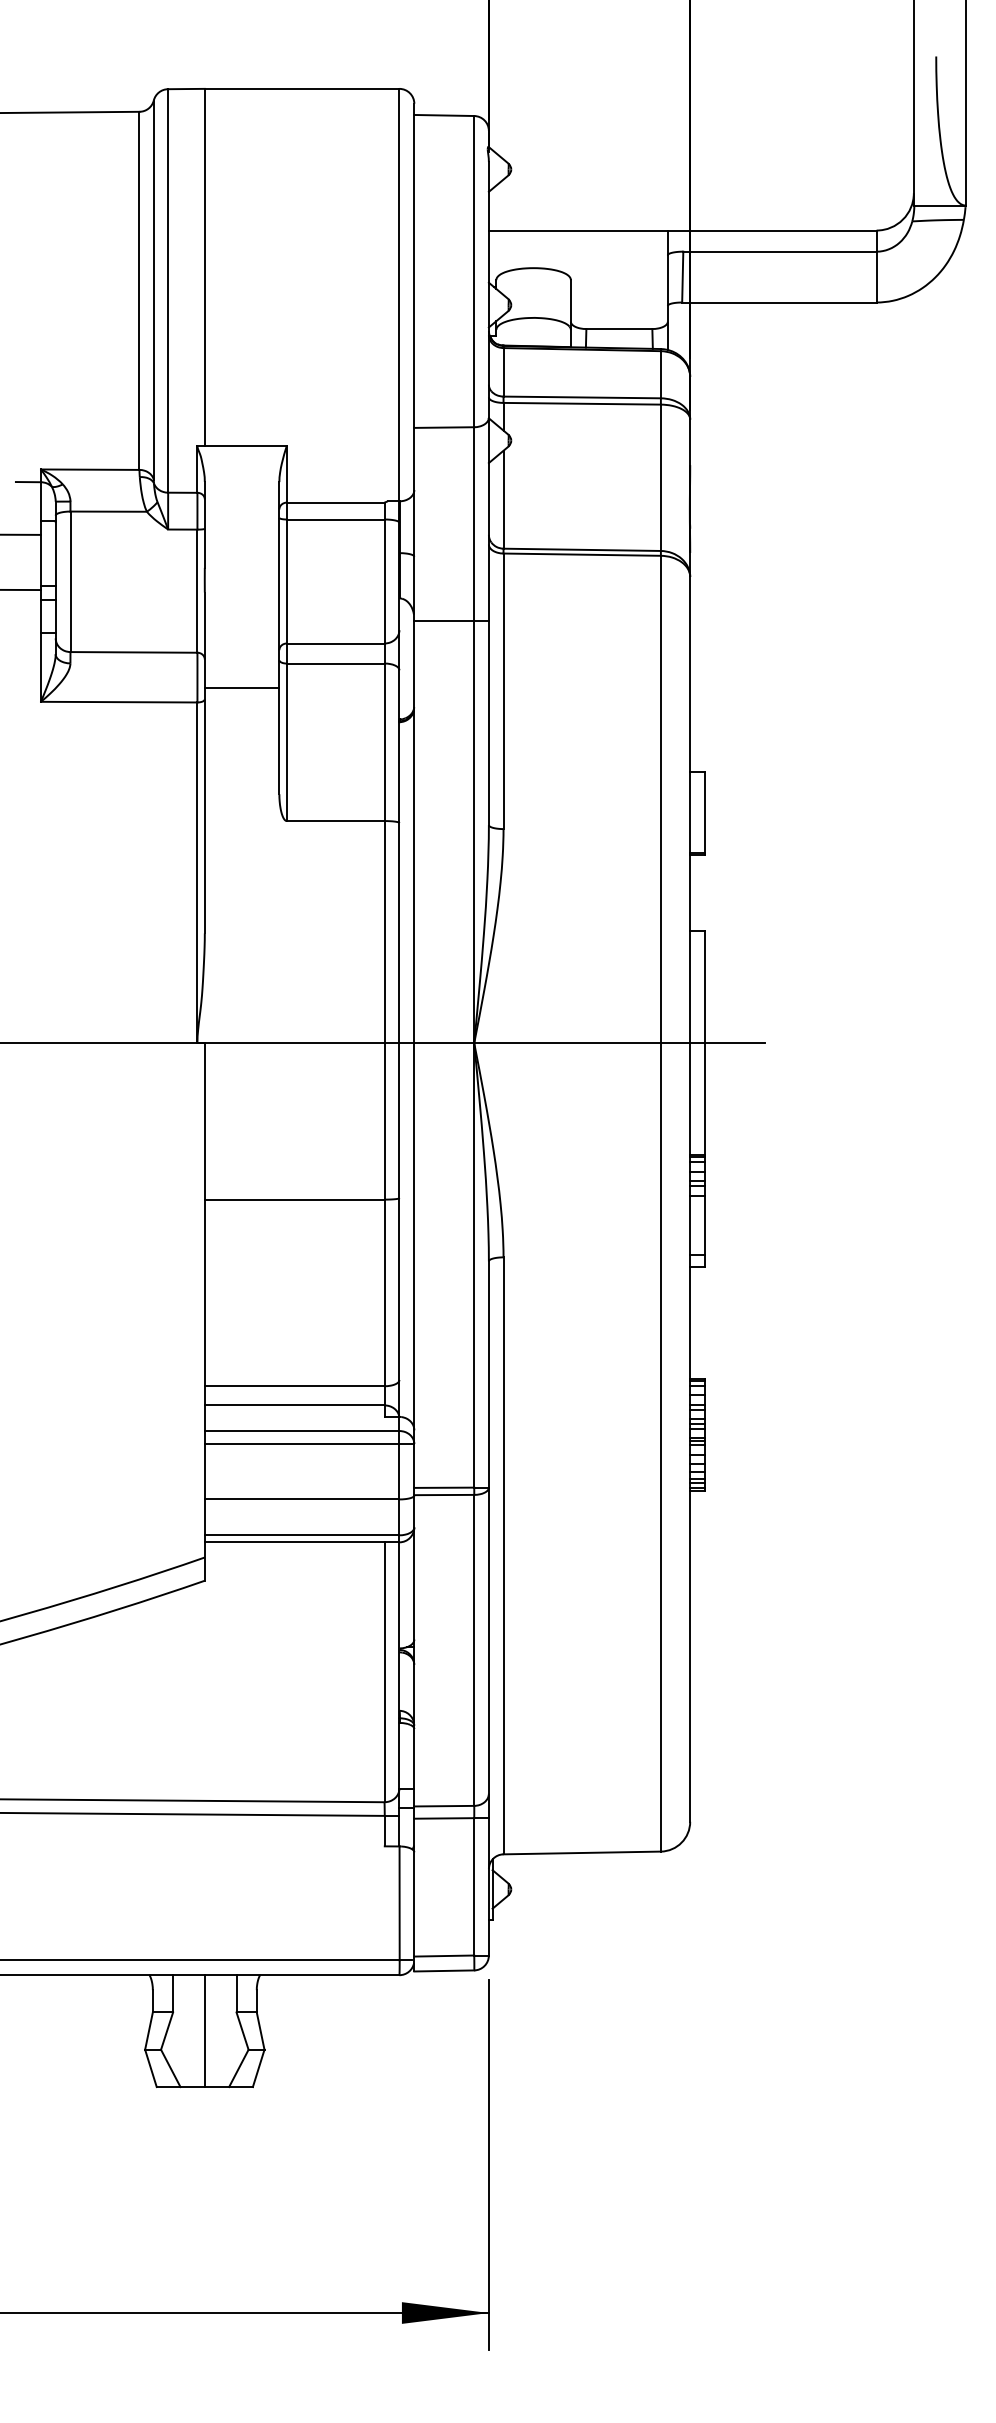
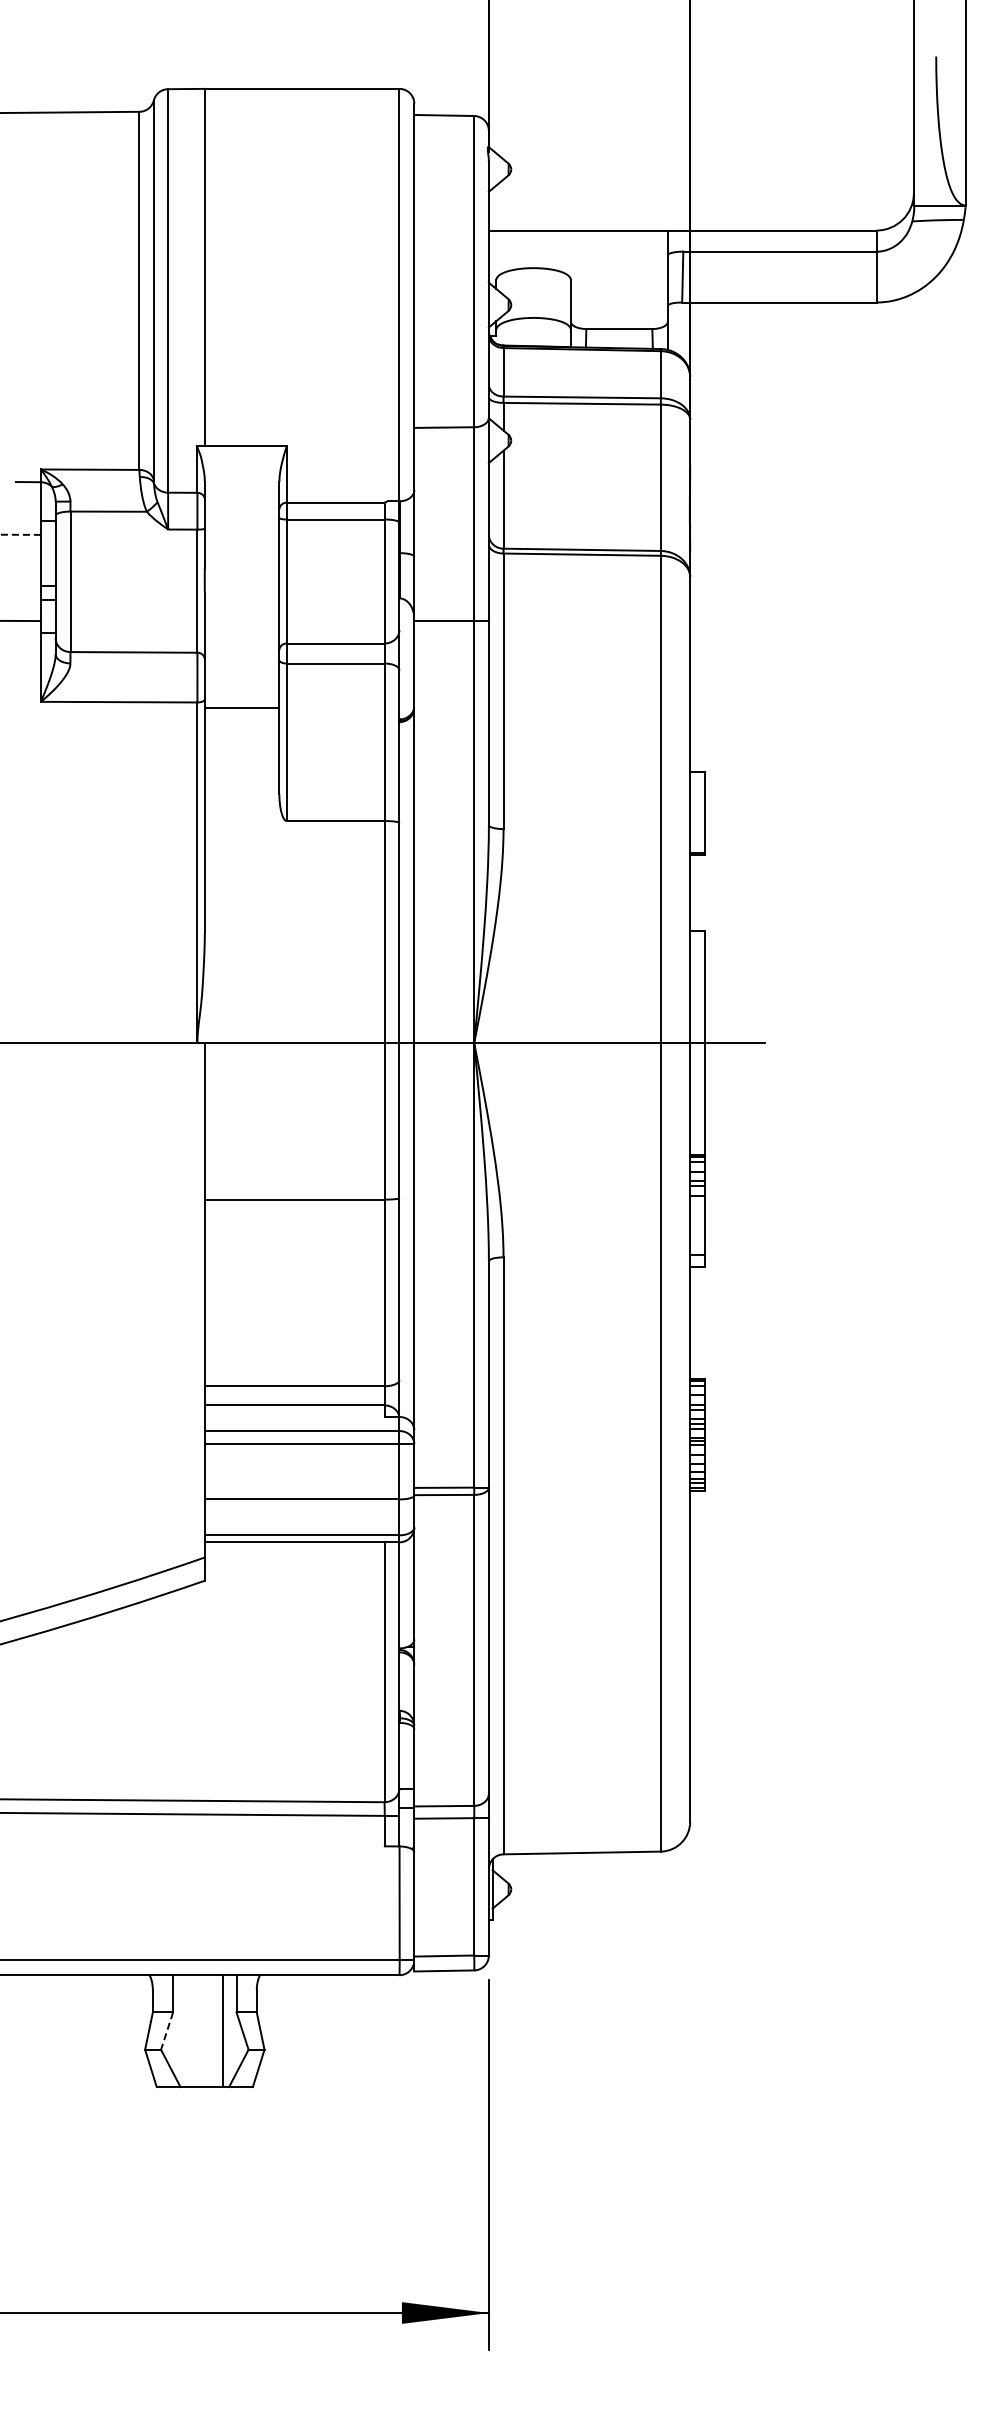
line: solid -> dashed (19, 534)
line position: (21, 589) -> (21, 620) (21, 620)
line position: (241, 688) -> (241, 708) (241, 708)
line: solid -> dashed (167, 2031)
line position: (204, 2031) -> (222, 2031) (222, 2031)
